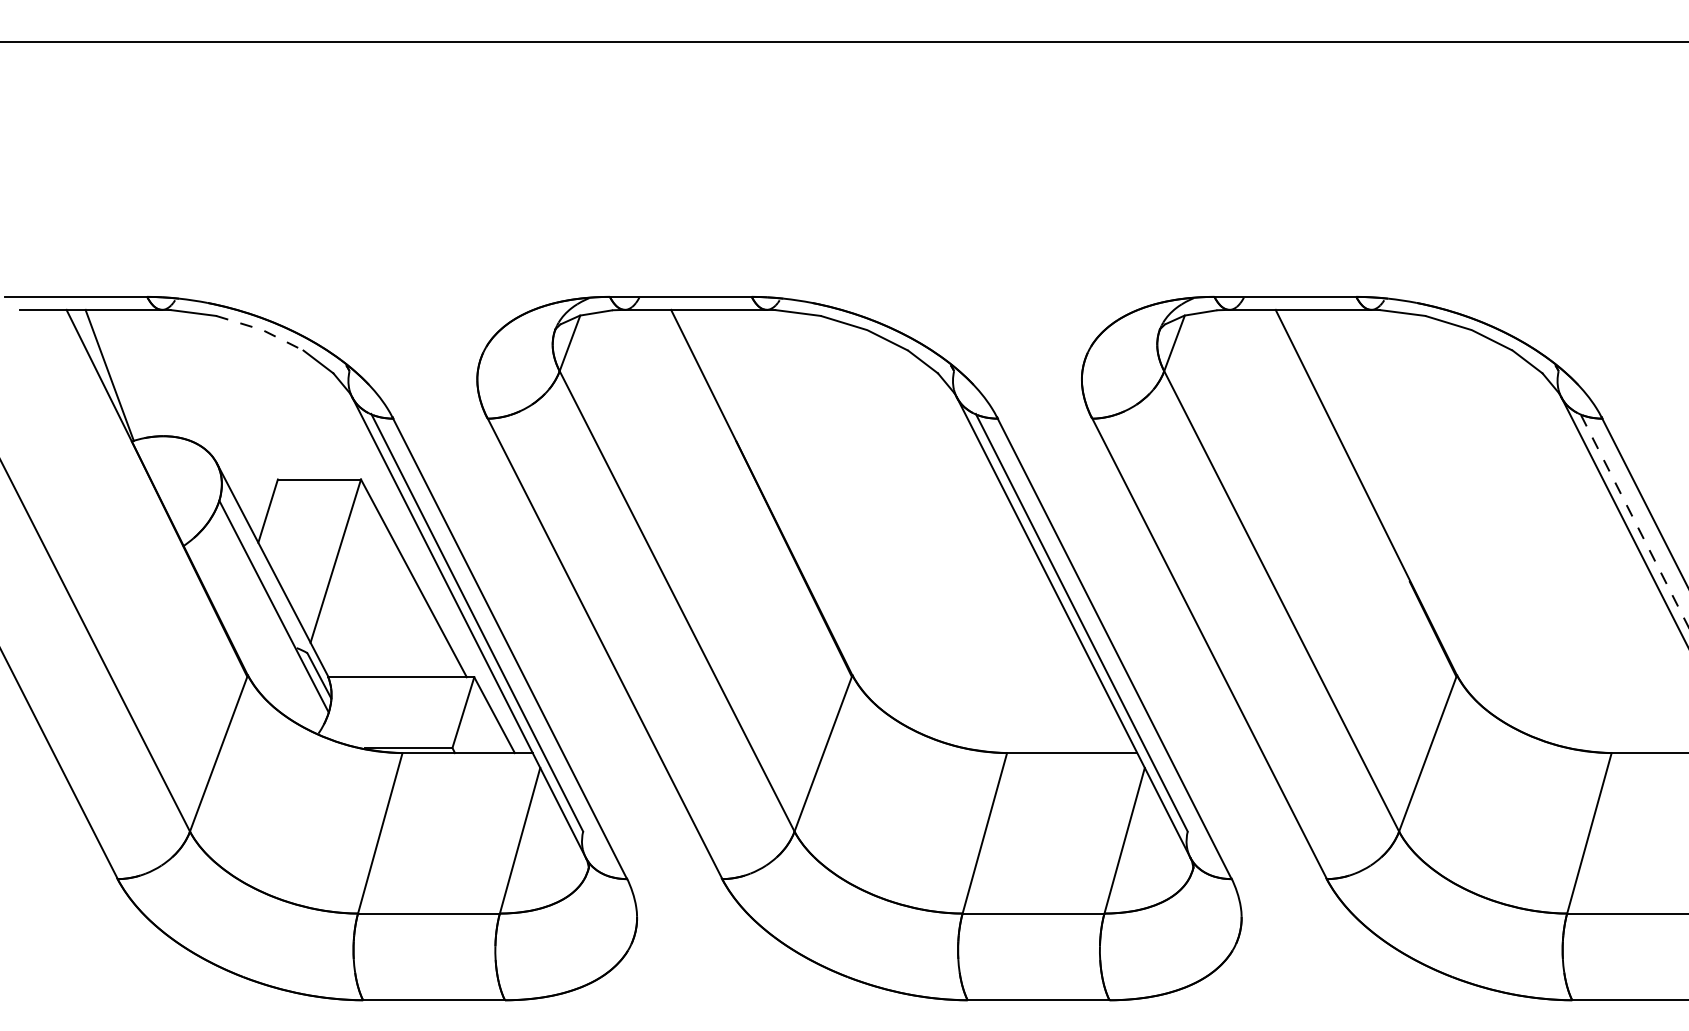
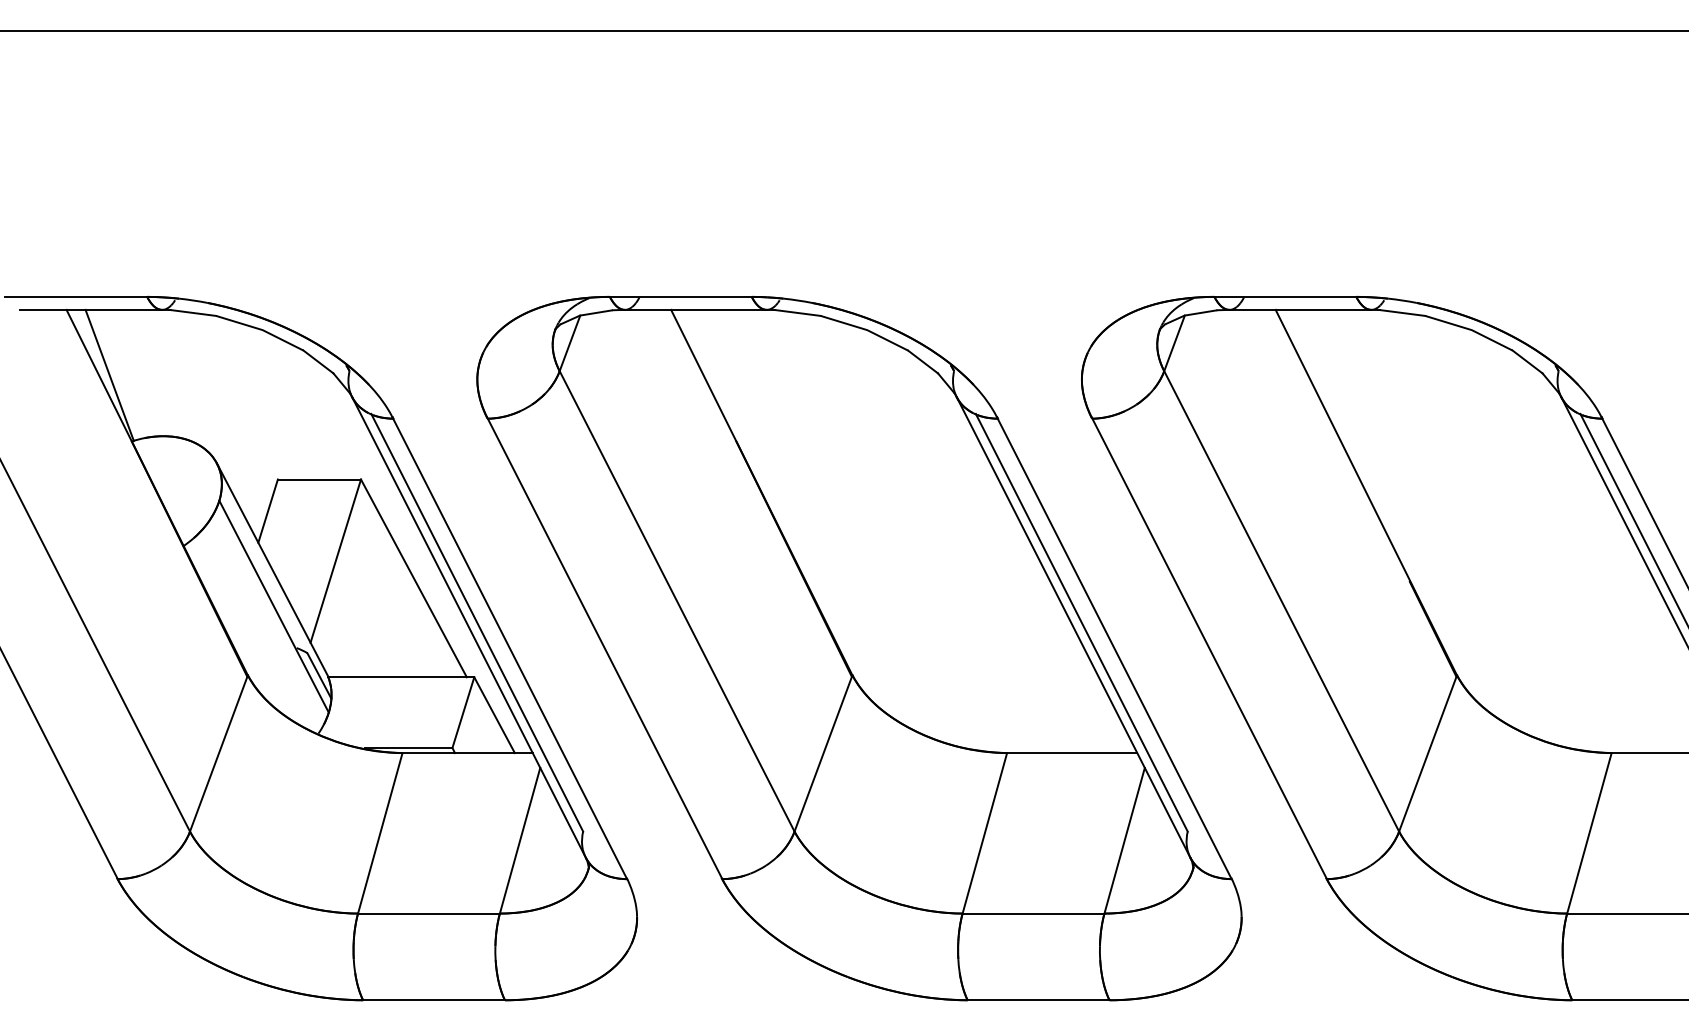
line position: (843, 41) -> (843, 30) (843, 30)
line: dashed -> solid (261, 329)
line: dashed -> solid (1634, 520)
